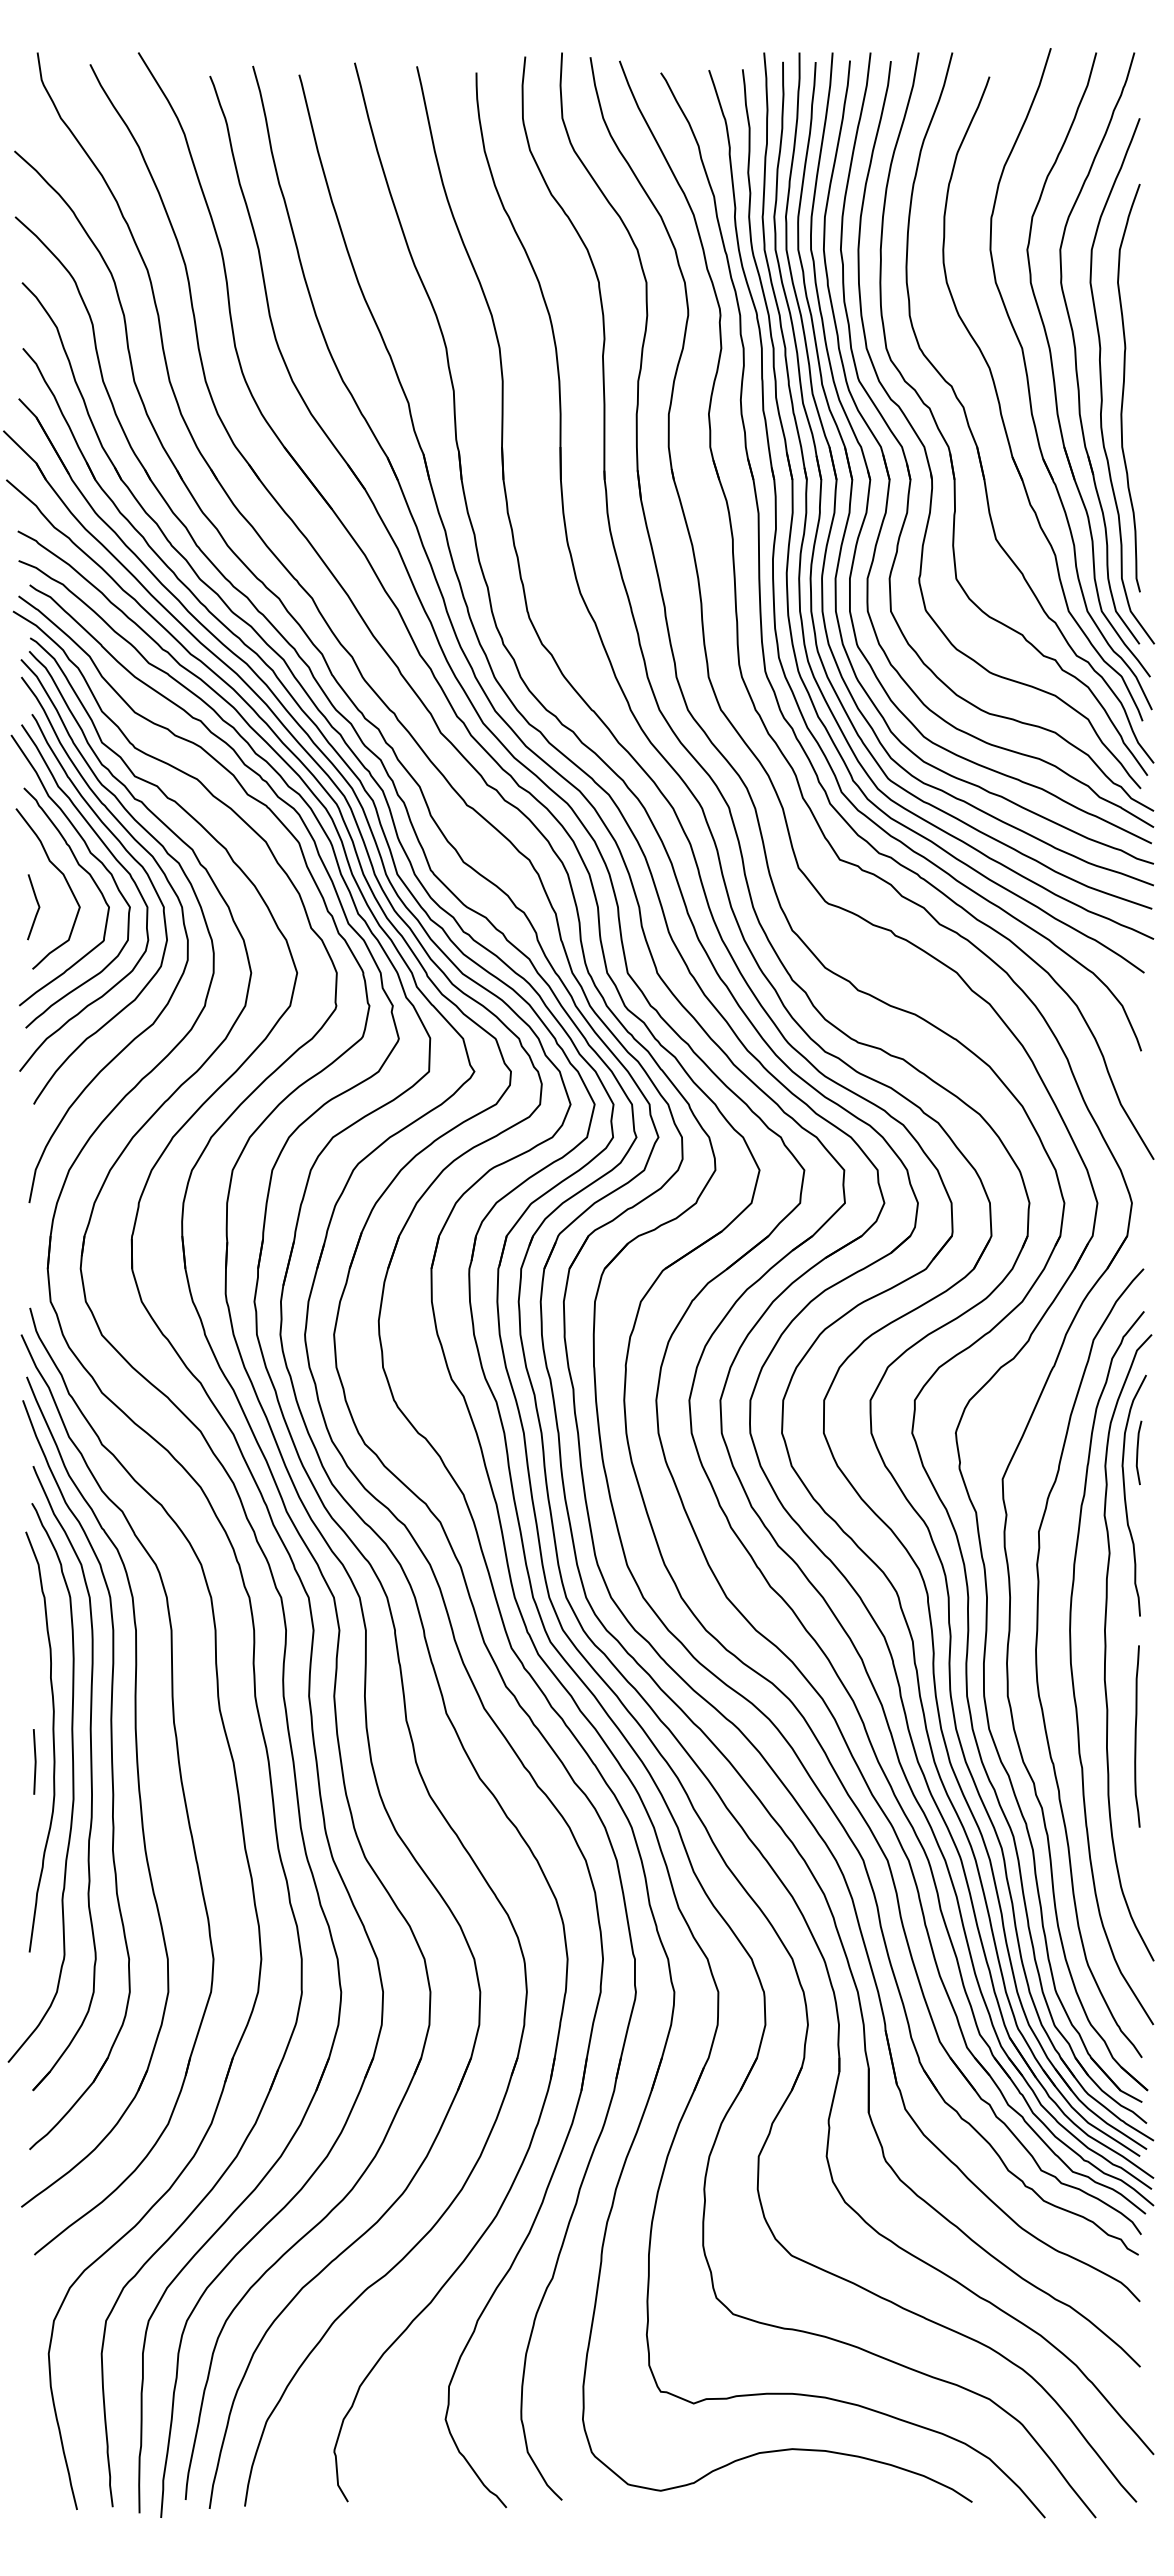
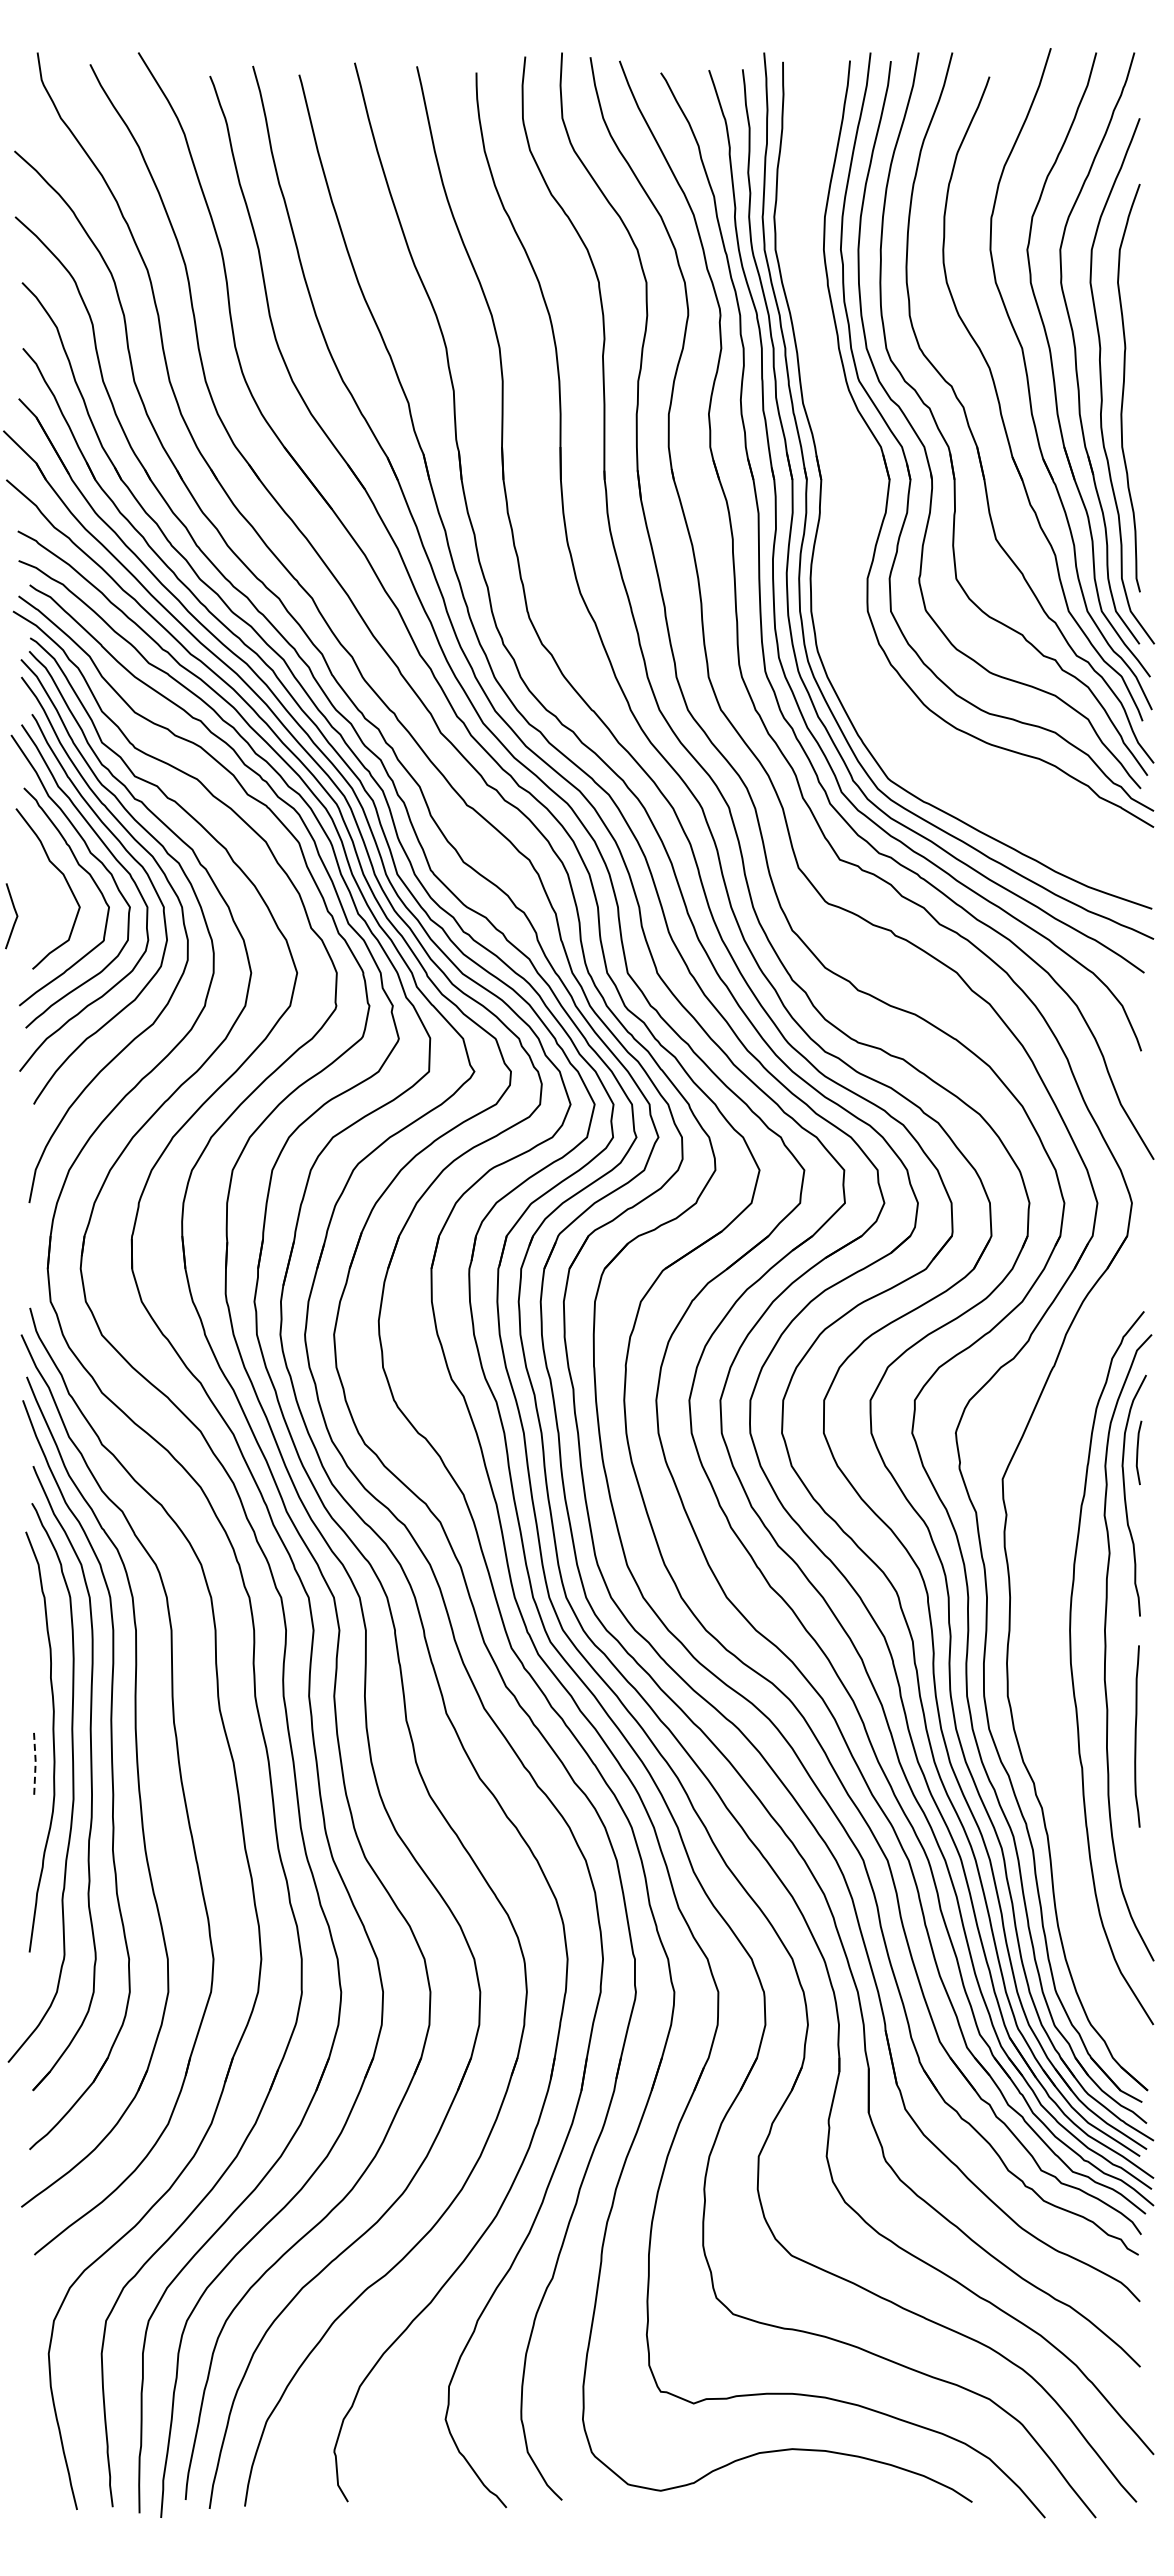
part: present -> none (871, 479)
line position: (37, 905) -> (15, 914) (15, 914)
curve: present -> none (1037, 1663)
line: solid -> dashed (35, 1761)
